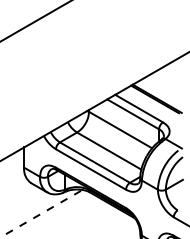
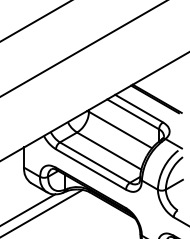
line: none -> present (83, 48)
line: none -> present (28, 209)
line: dashed -> solid (41, 213)
